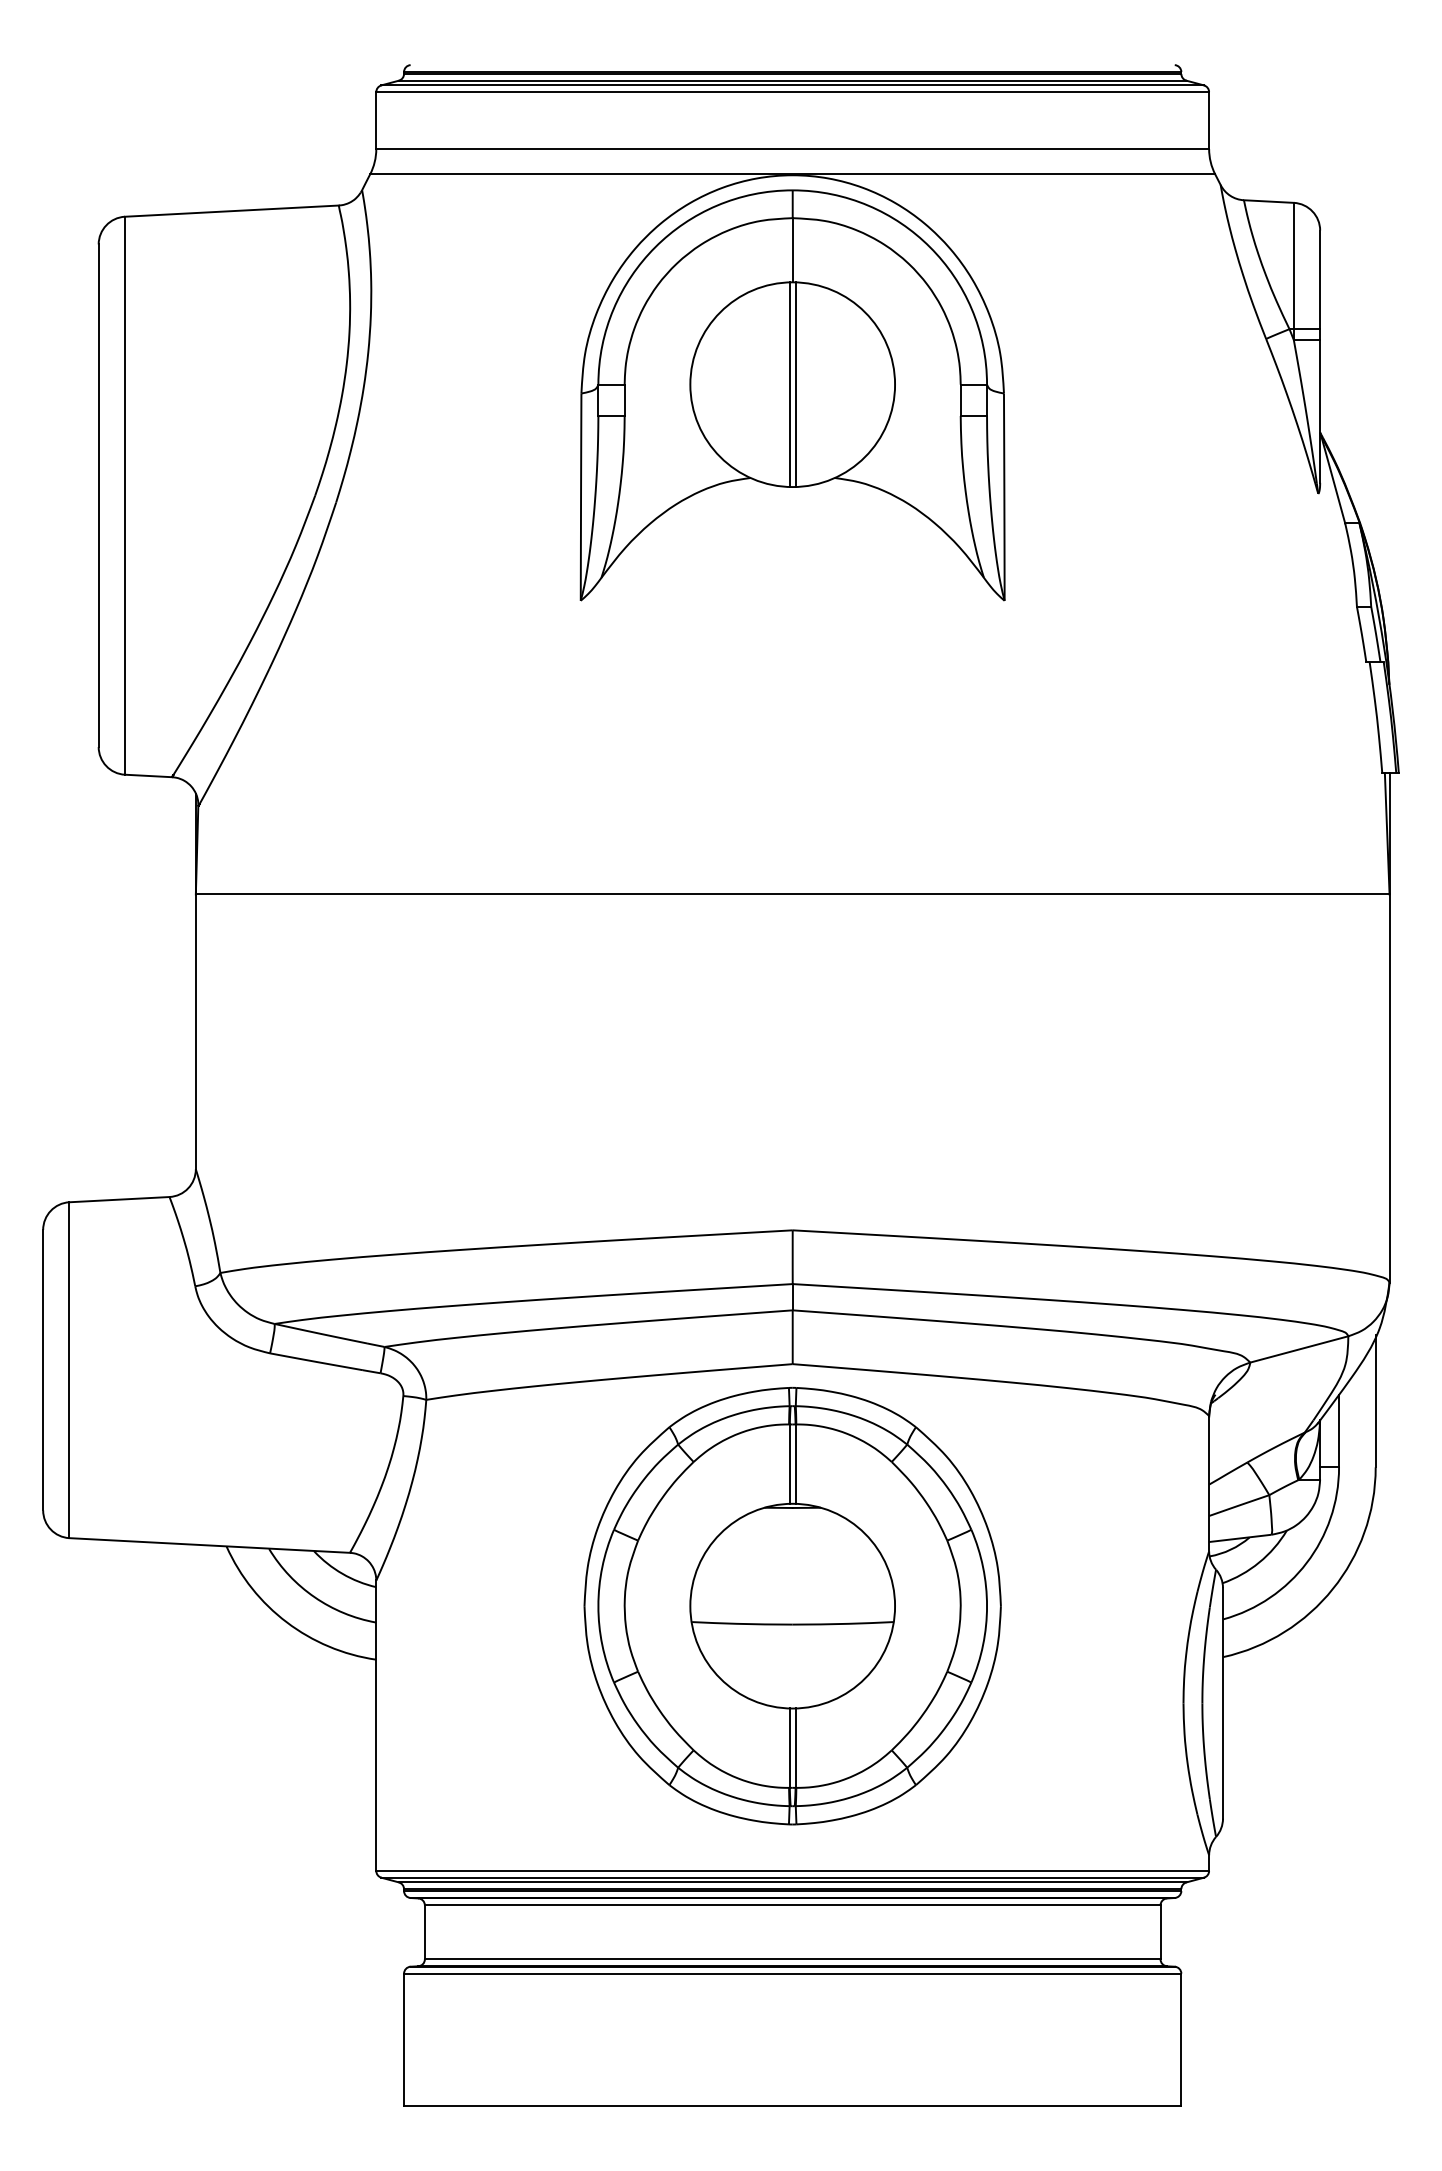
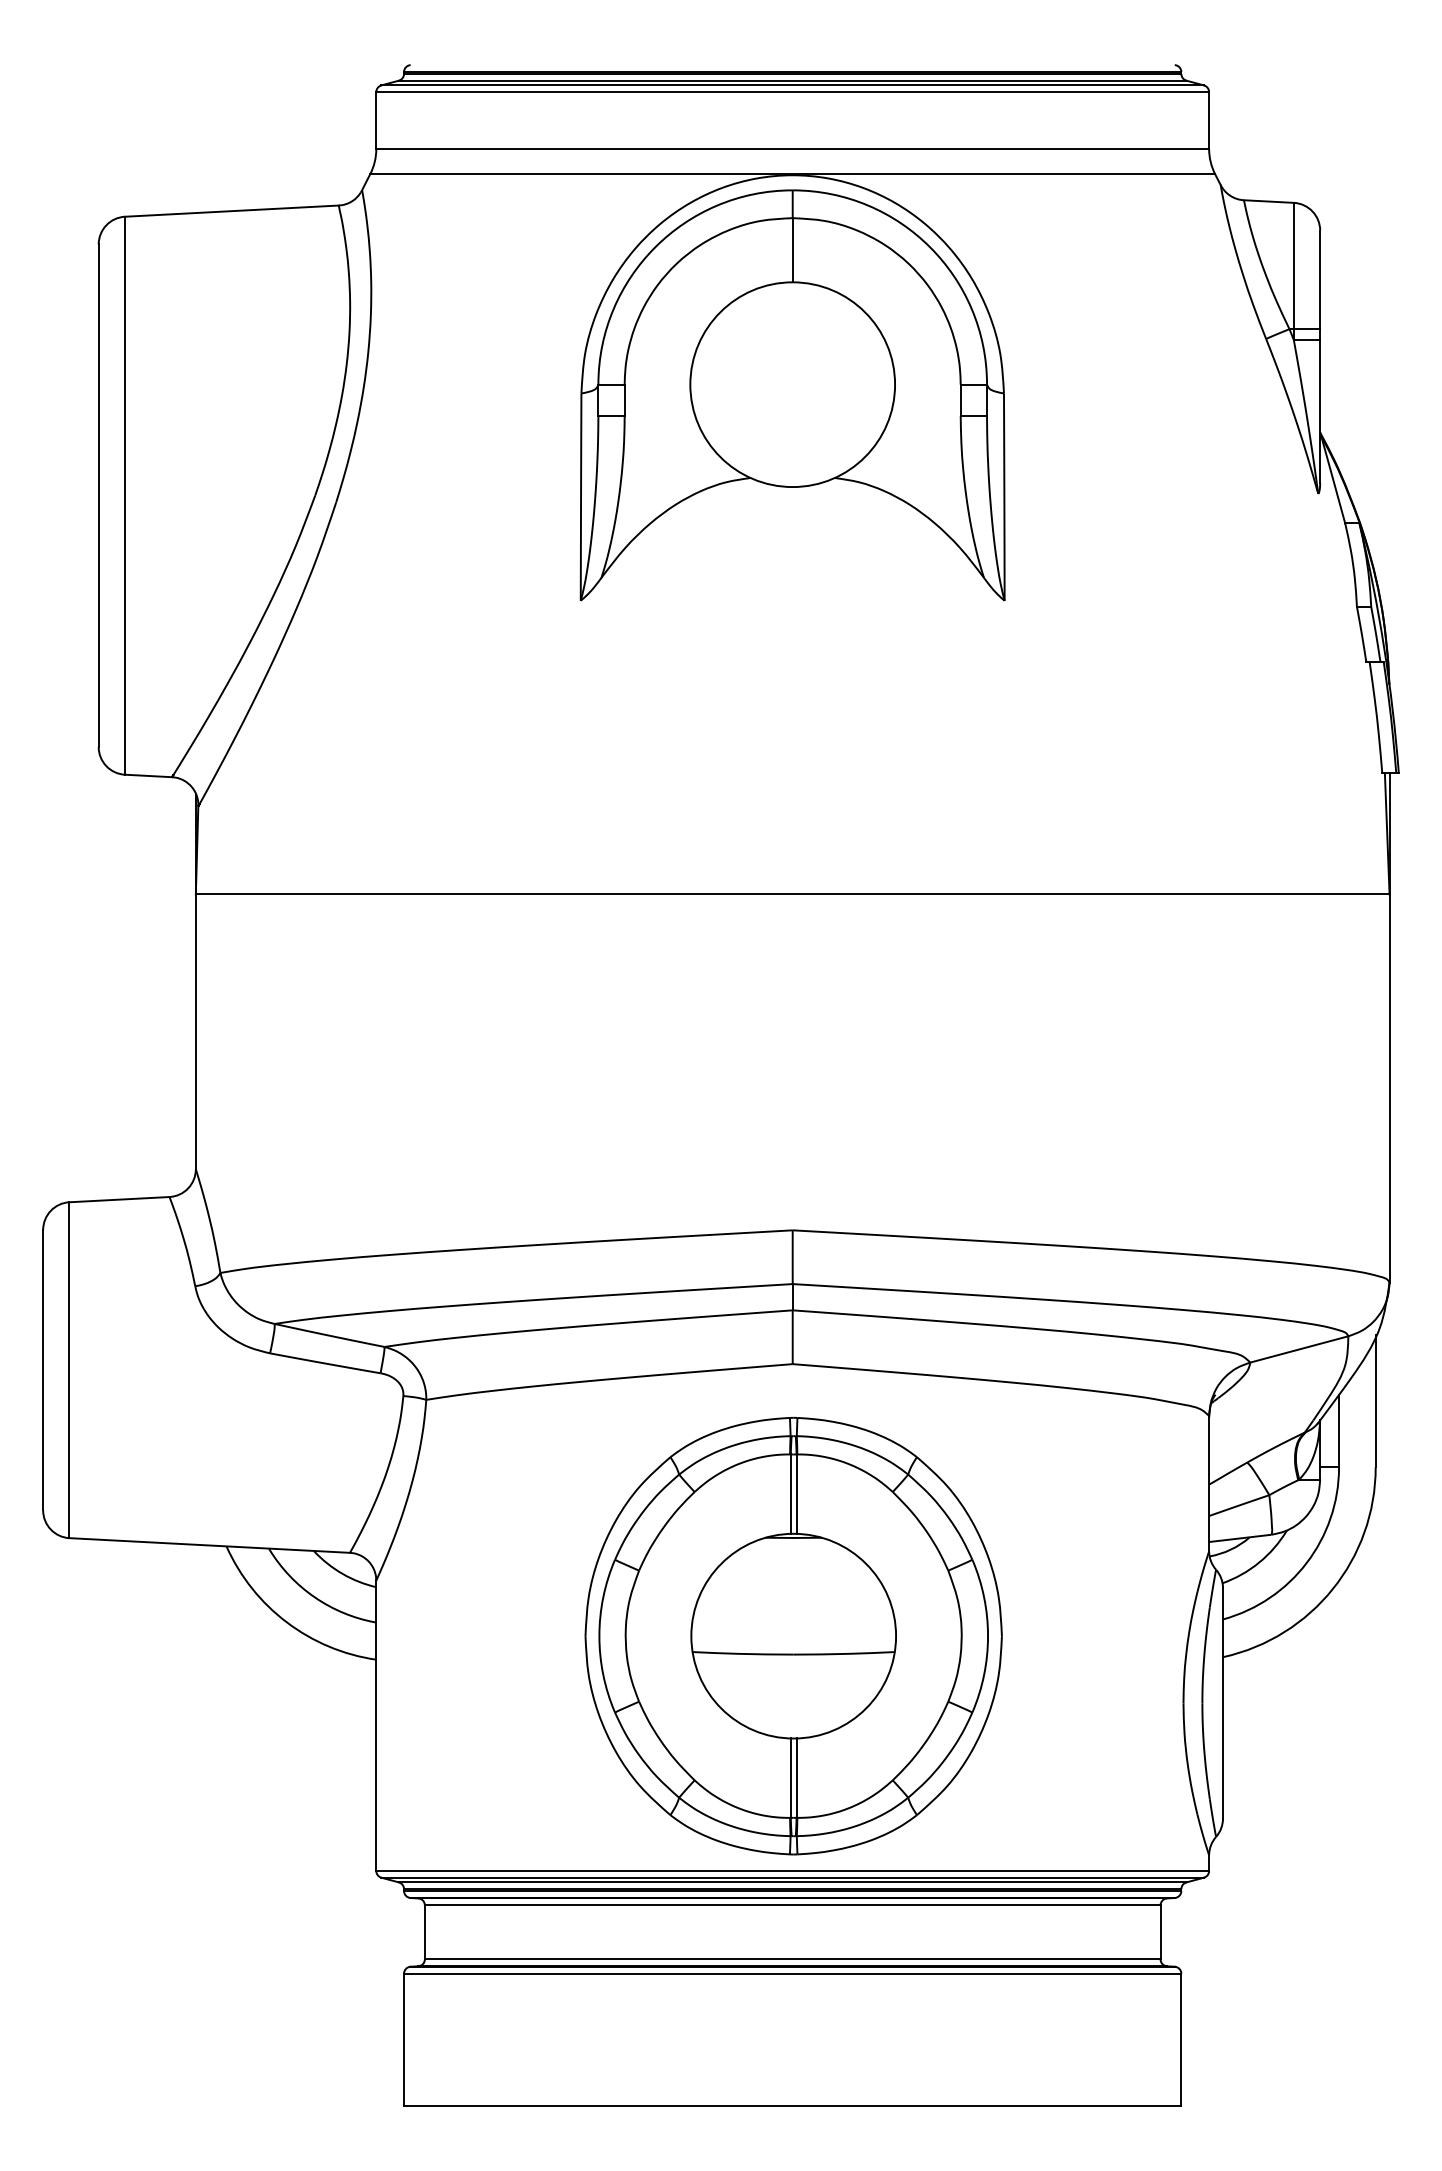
line: present -> none (789, 384)
line: present -> none (795, 384)
part position: (792, 1605) -> (793, 1635) (793, 1635)
